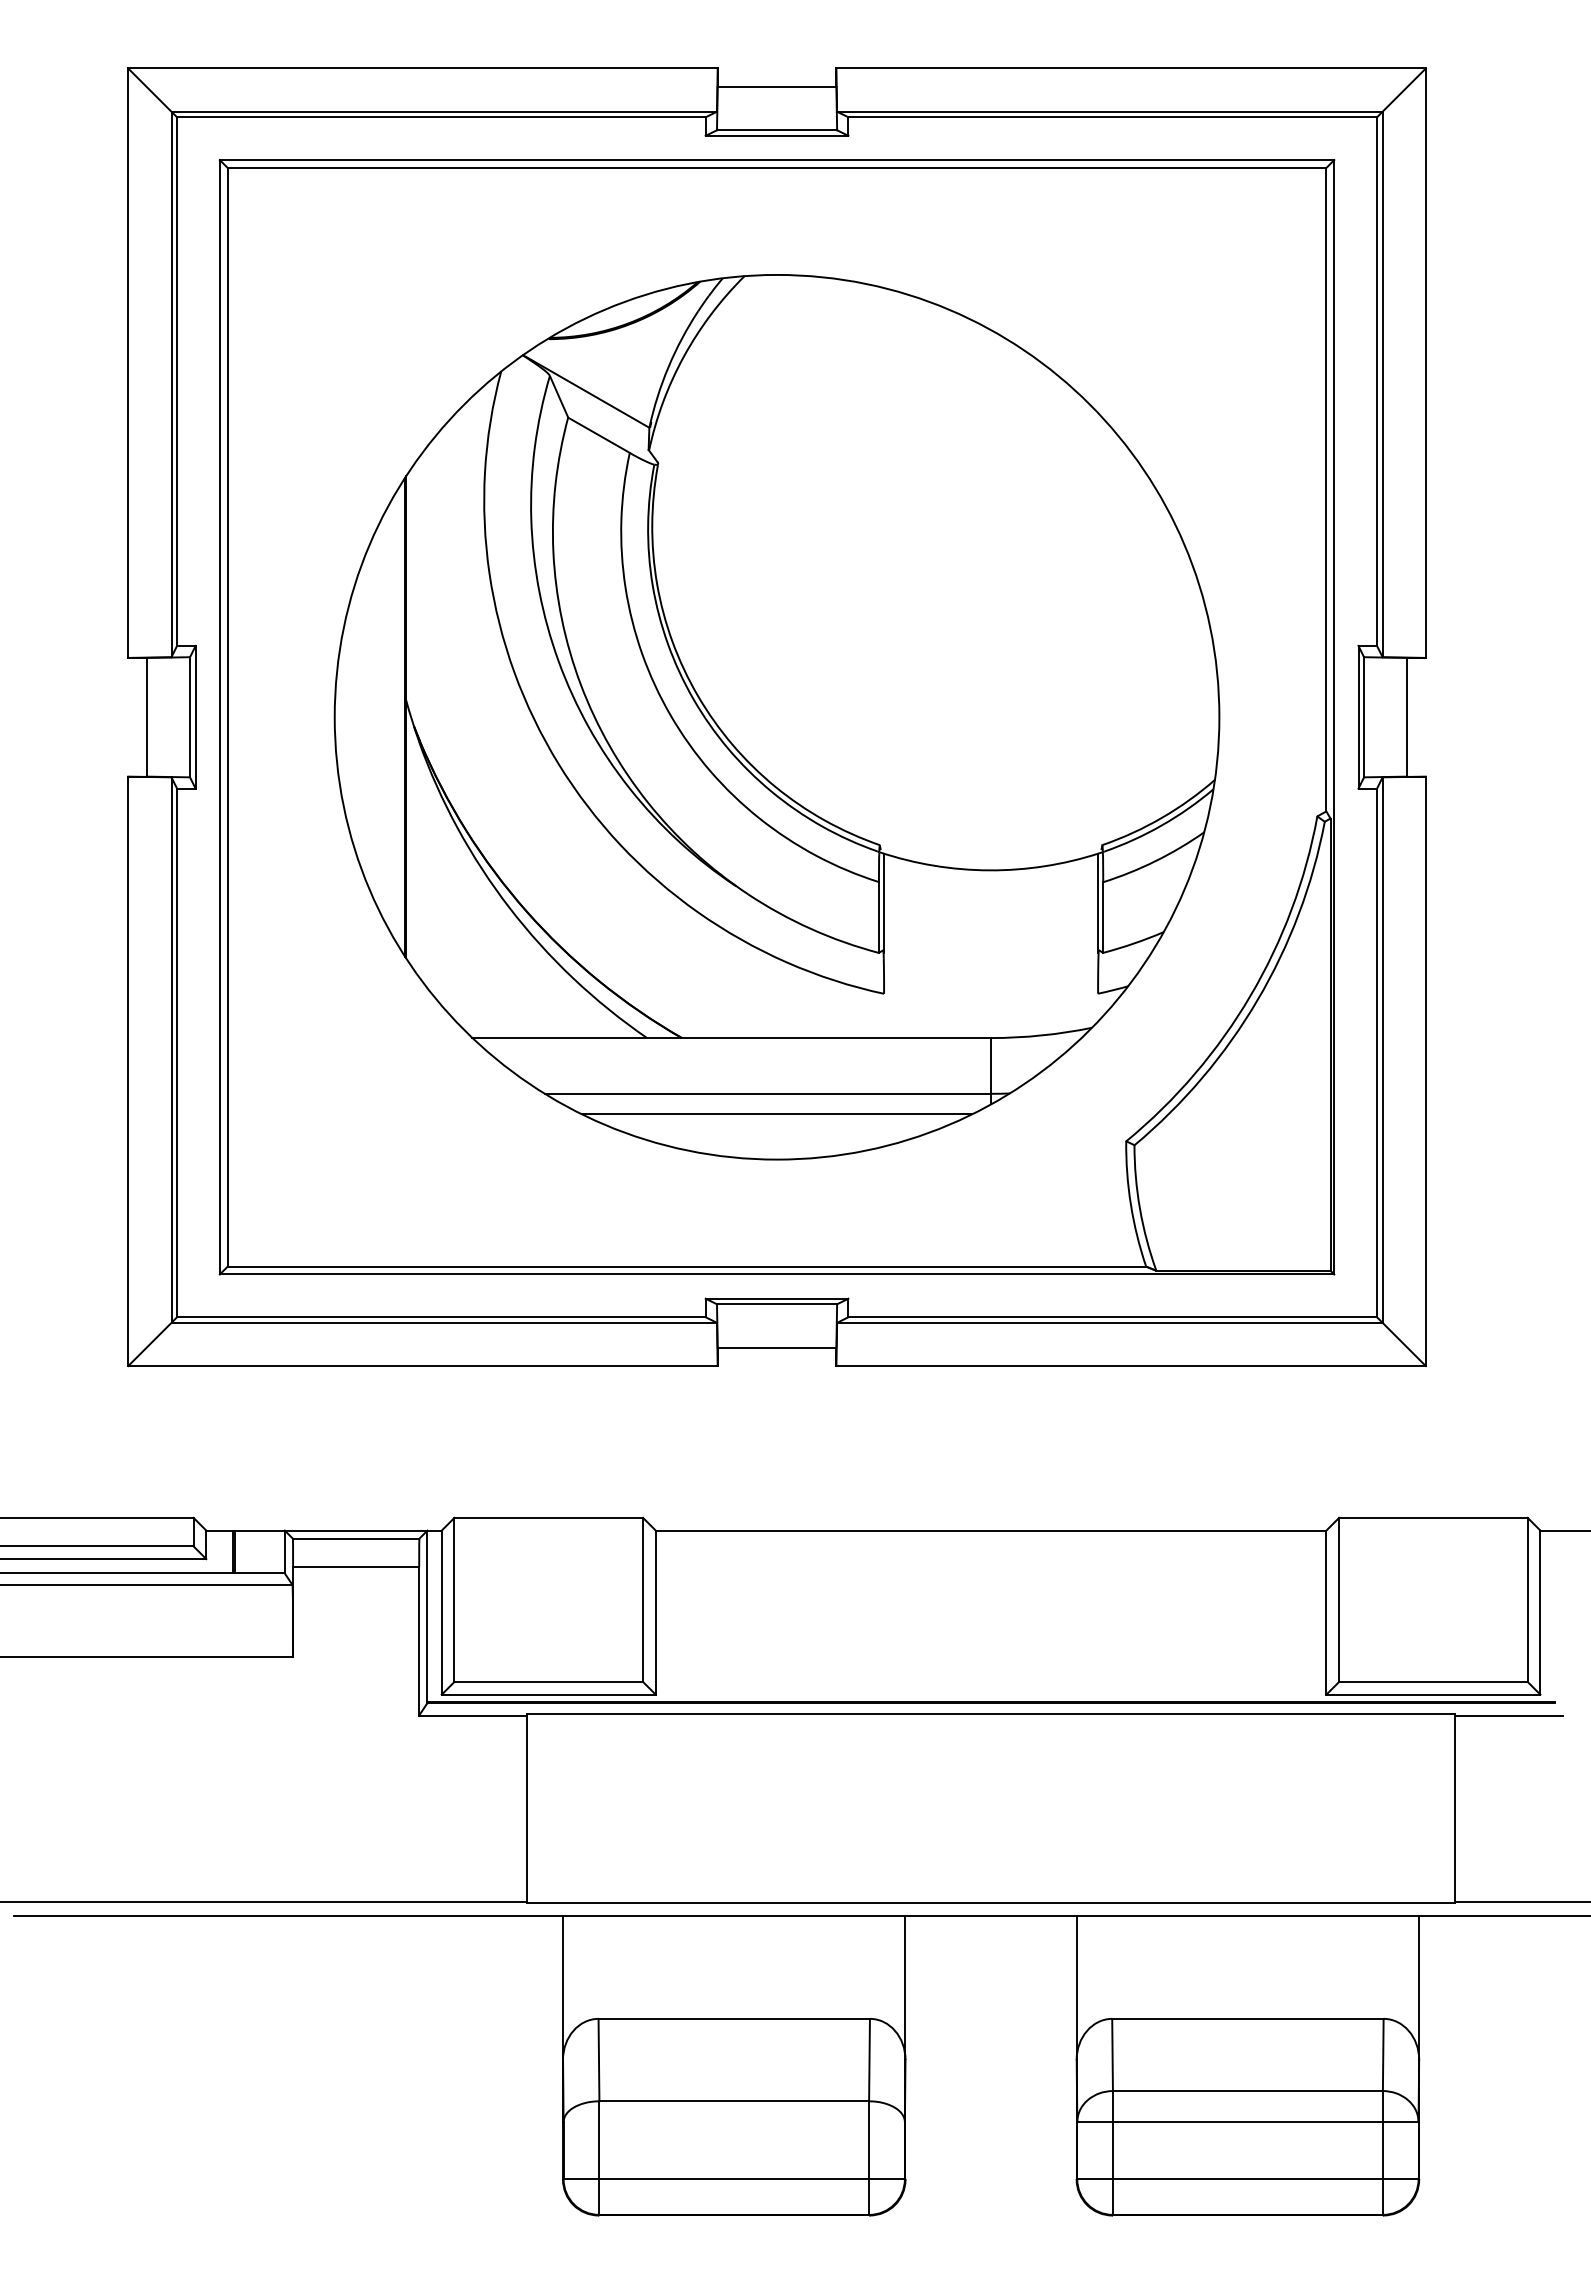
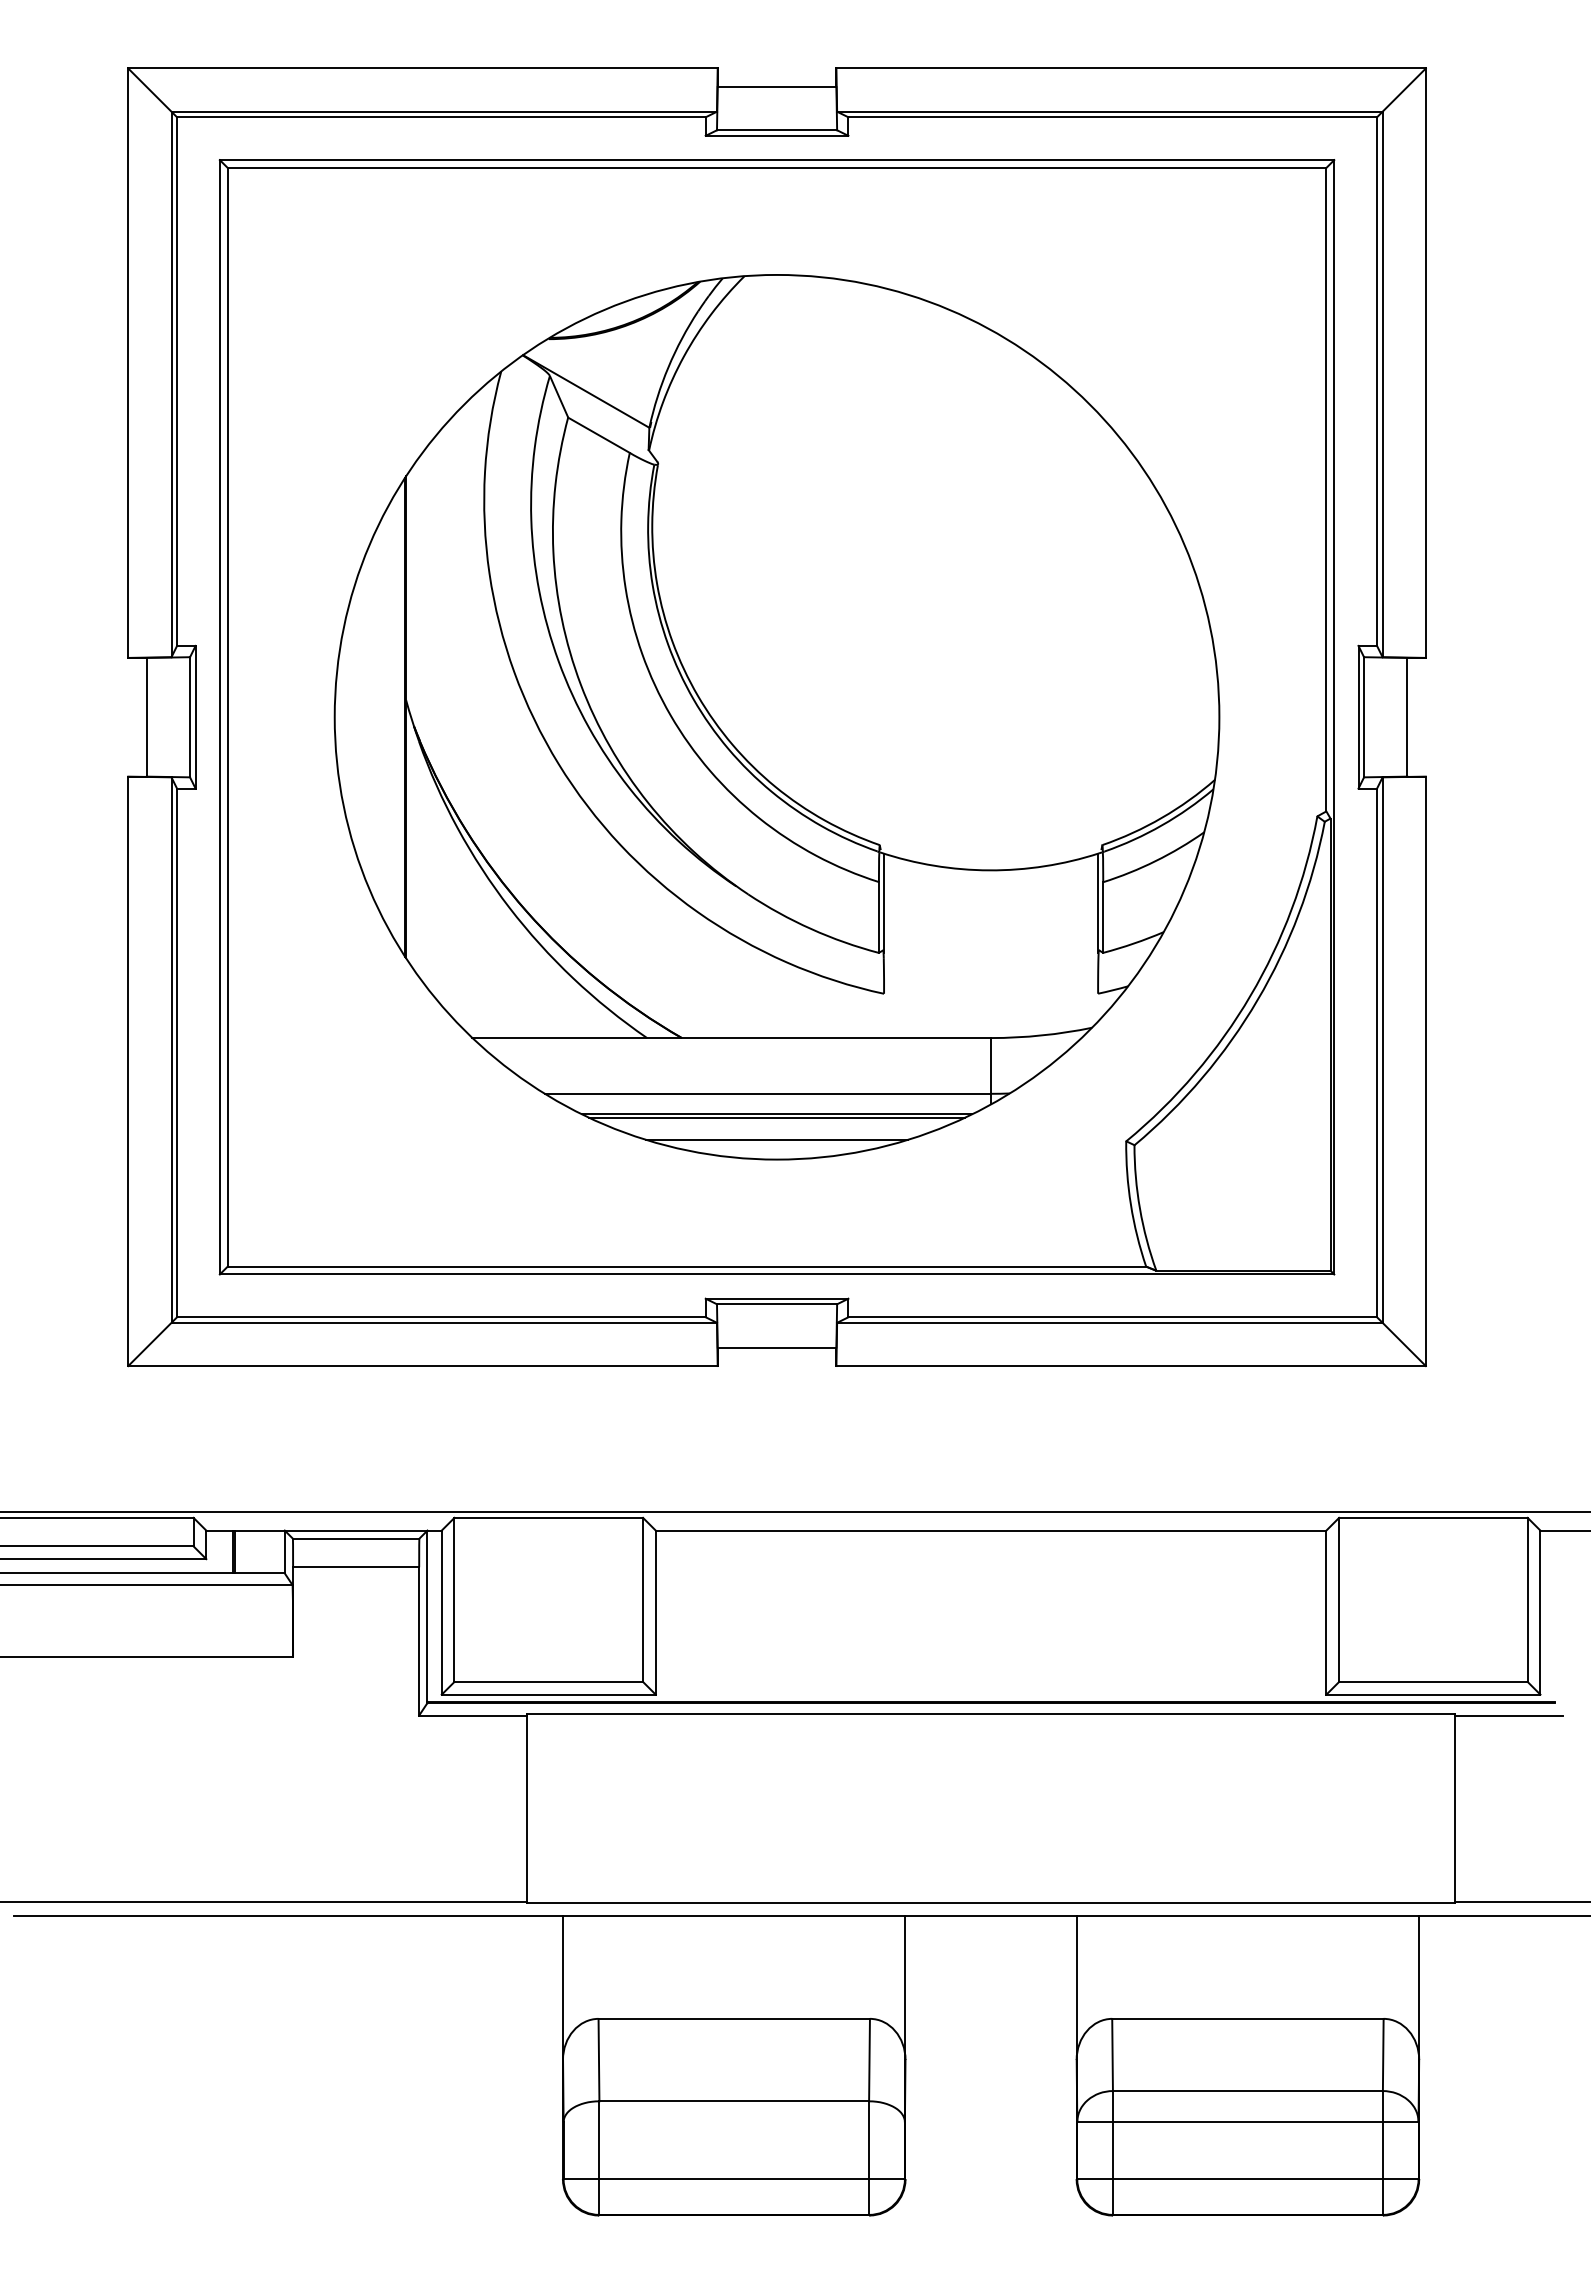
line: none -> present (776, 1117)
line: none -> present (777, 1139)
line: none -> present (794, 1512)
